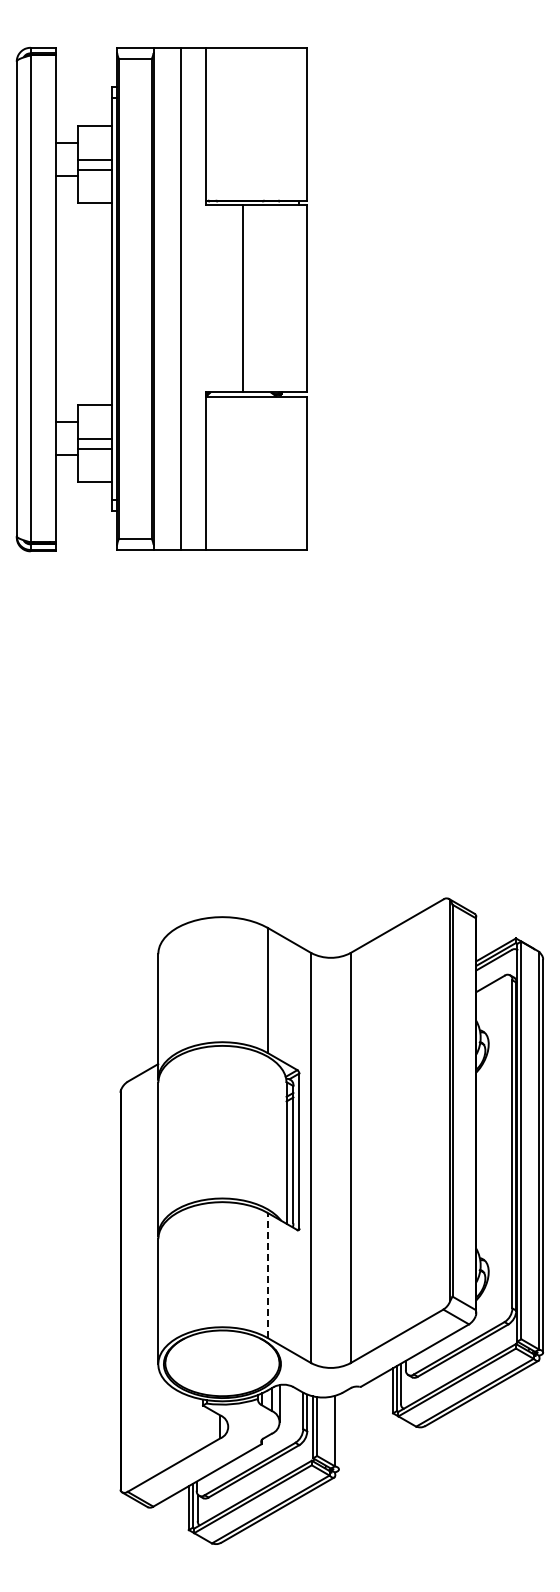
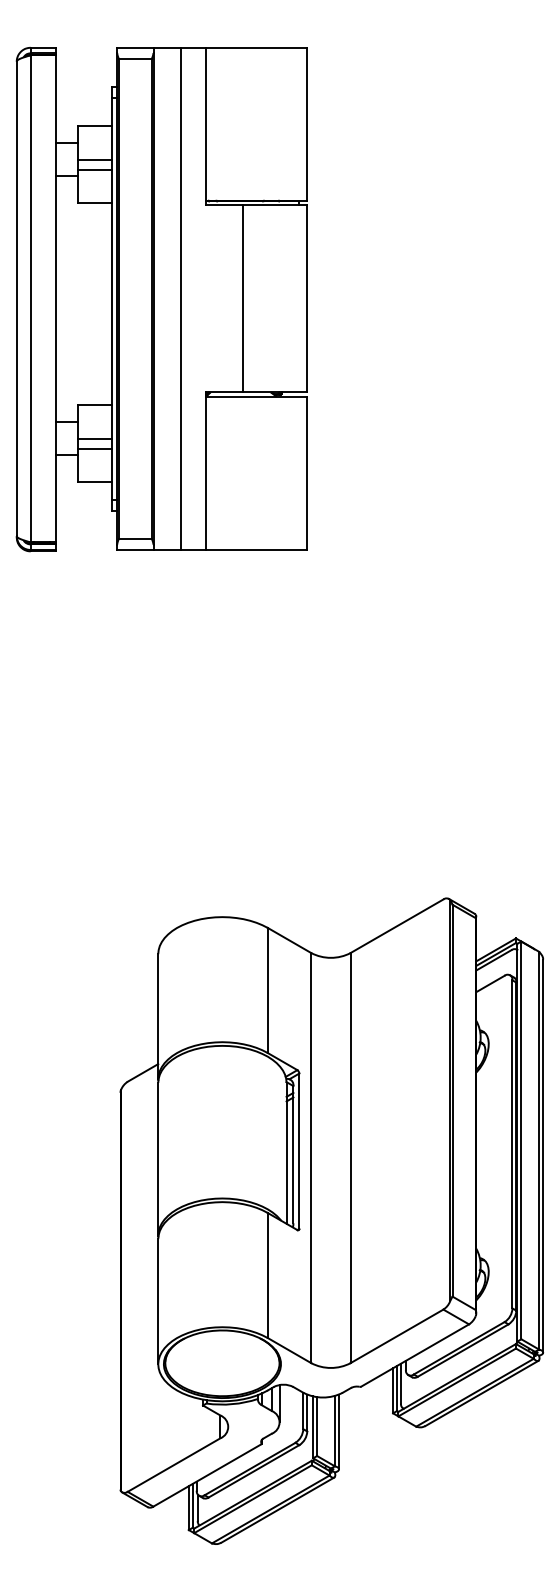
line: dashed -> solid (267, 1275)
line: none -> present (338, 1431)
